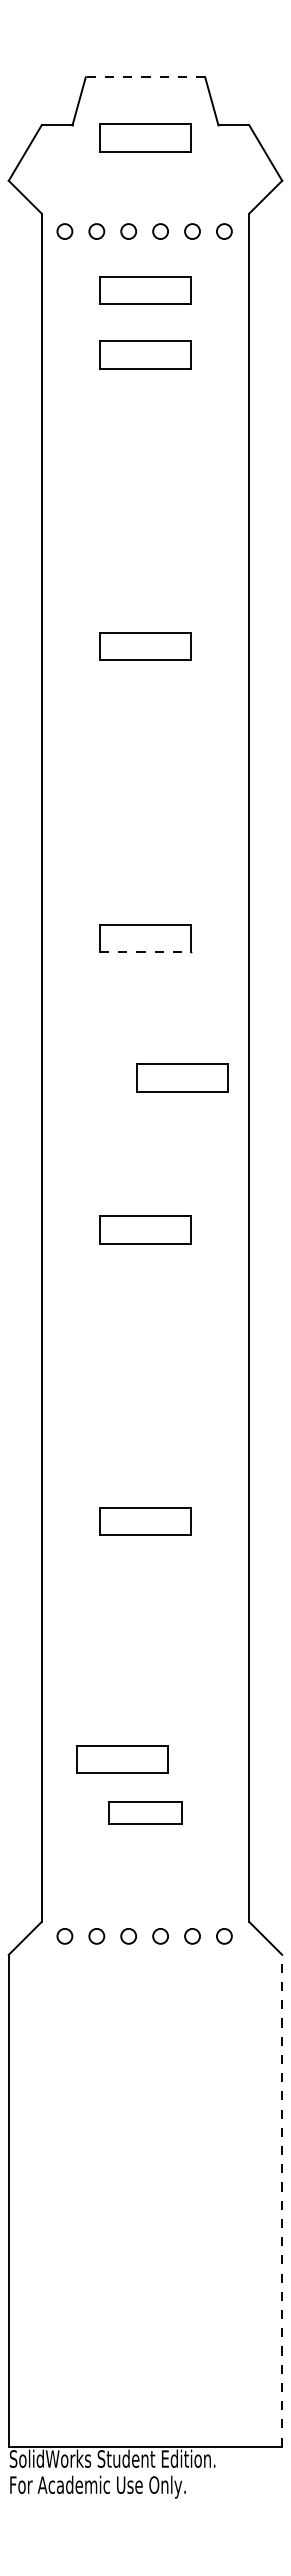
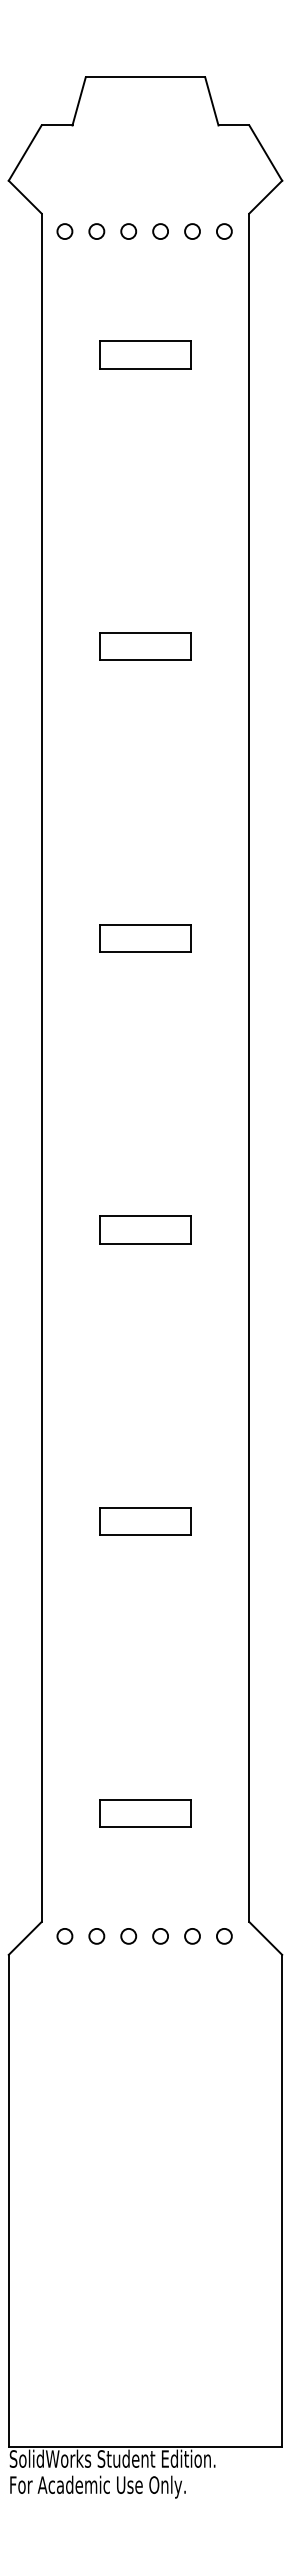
line: dashed -> solid (145, 77)
part: present -> none (145, 137)
part: present -> none (145, 290)
line: dashed -> solid (145, 952)
part: present -> none (182, 1077)
part: present -> none (122, 1759)
part size: 75x24 px -> 93x29 px (145, 1813)
line: dashed -> solid (282, 2200)
